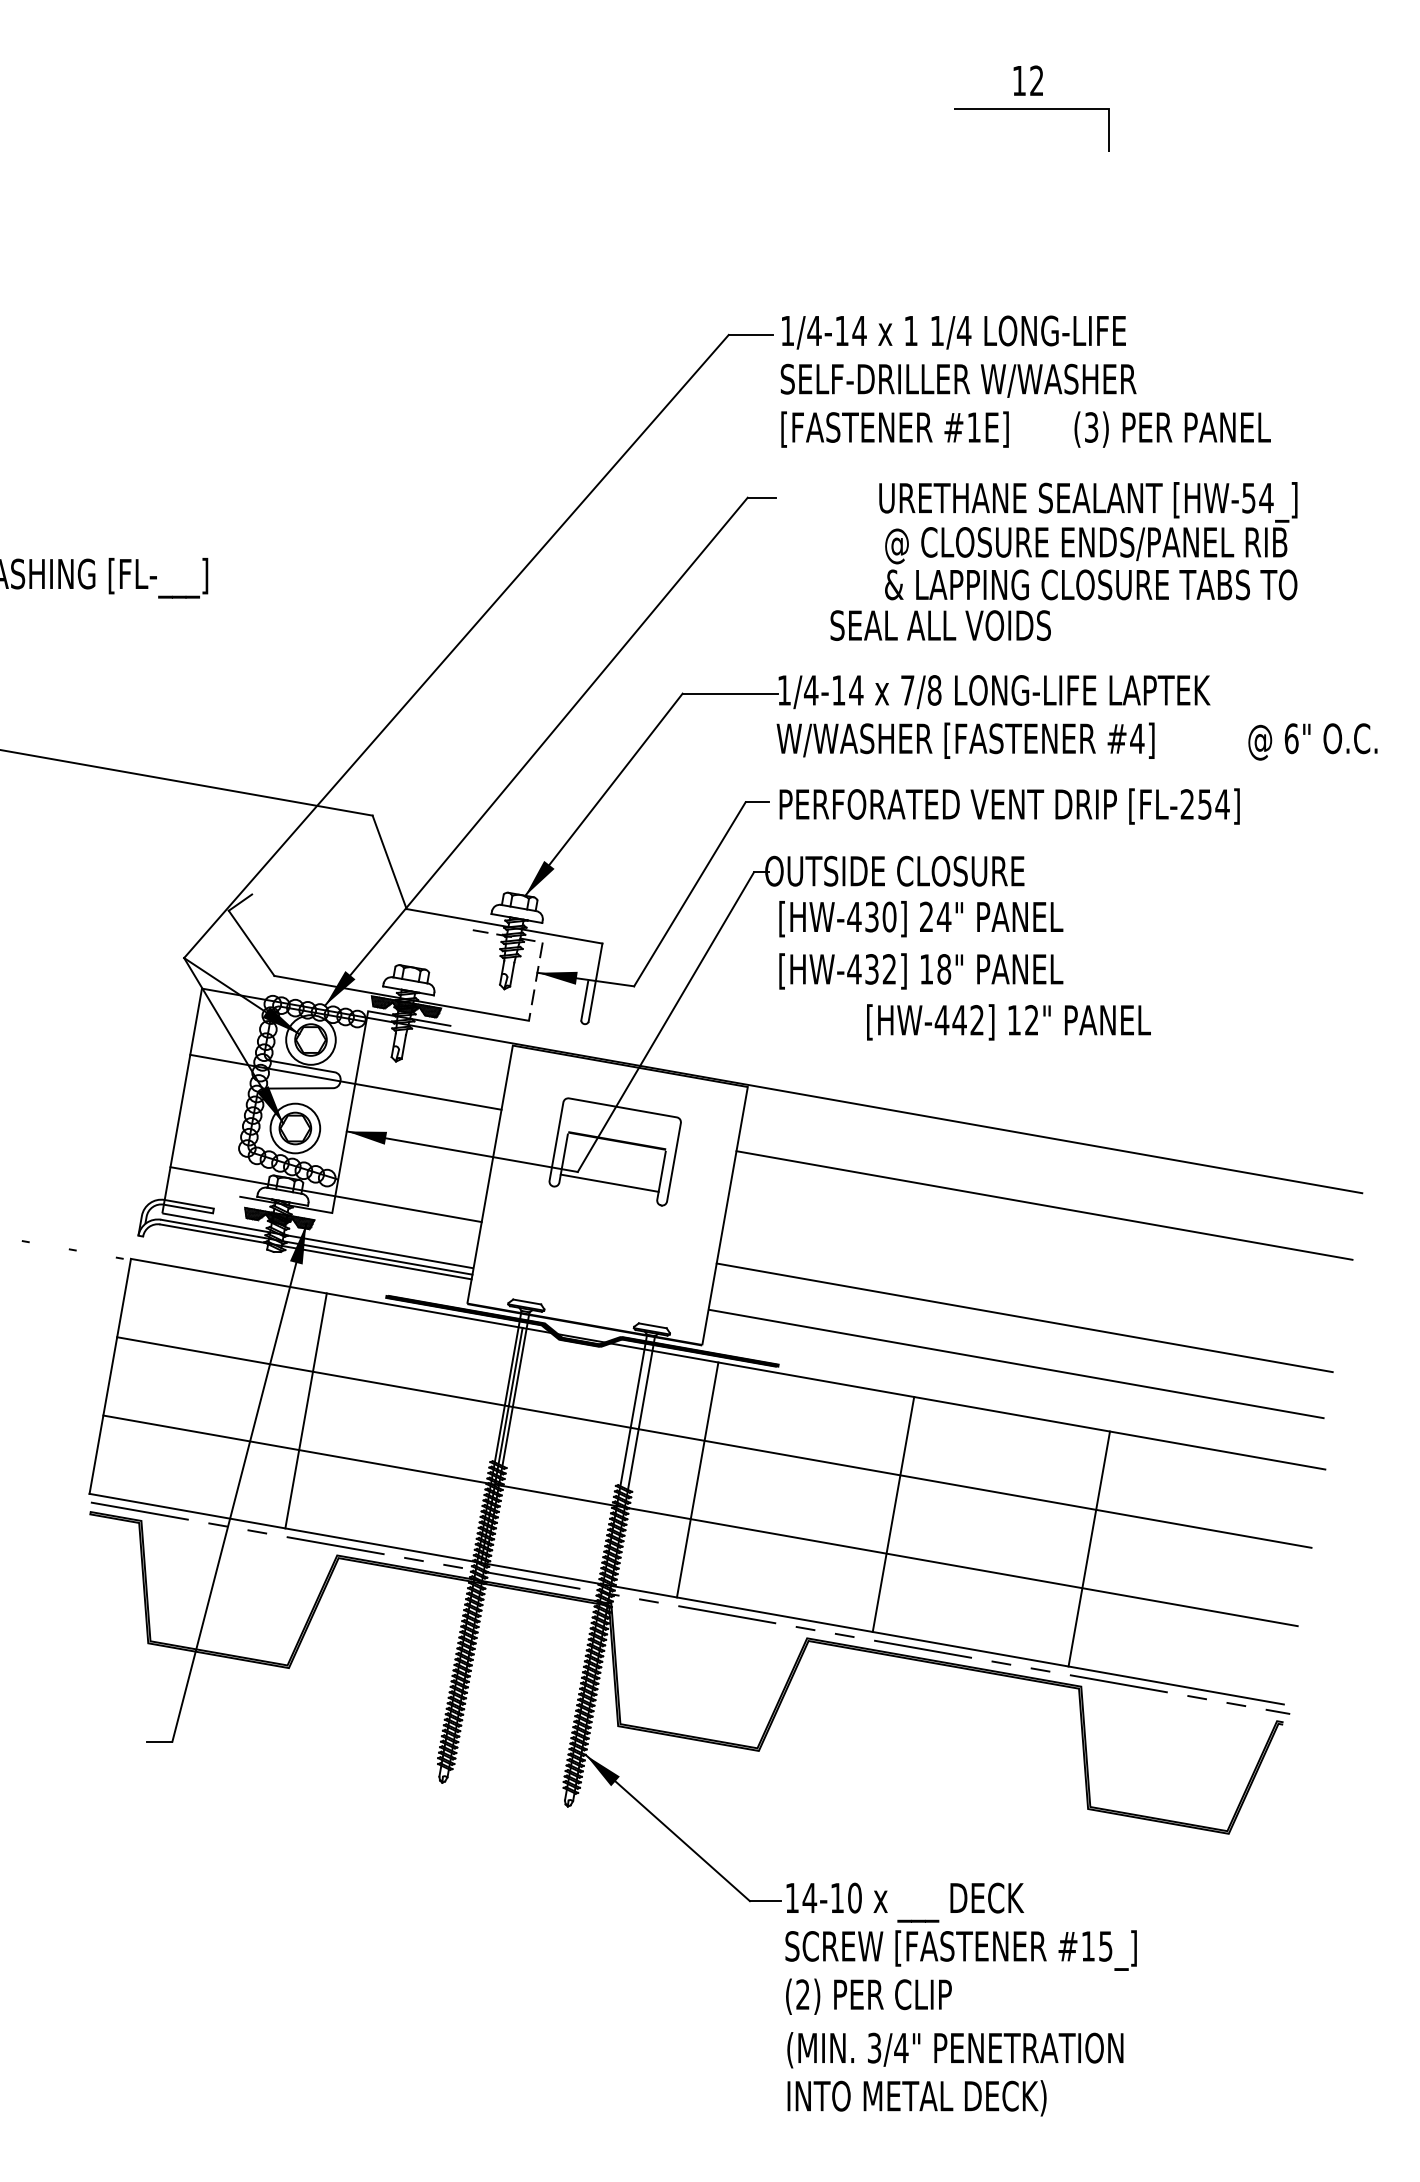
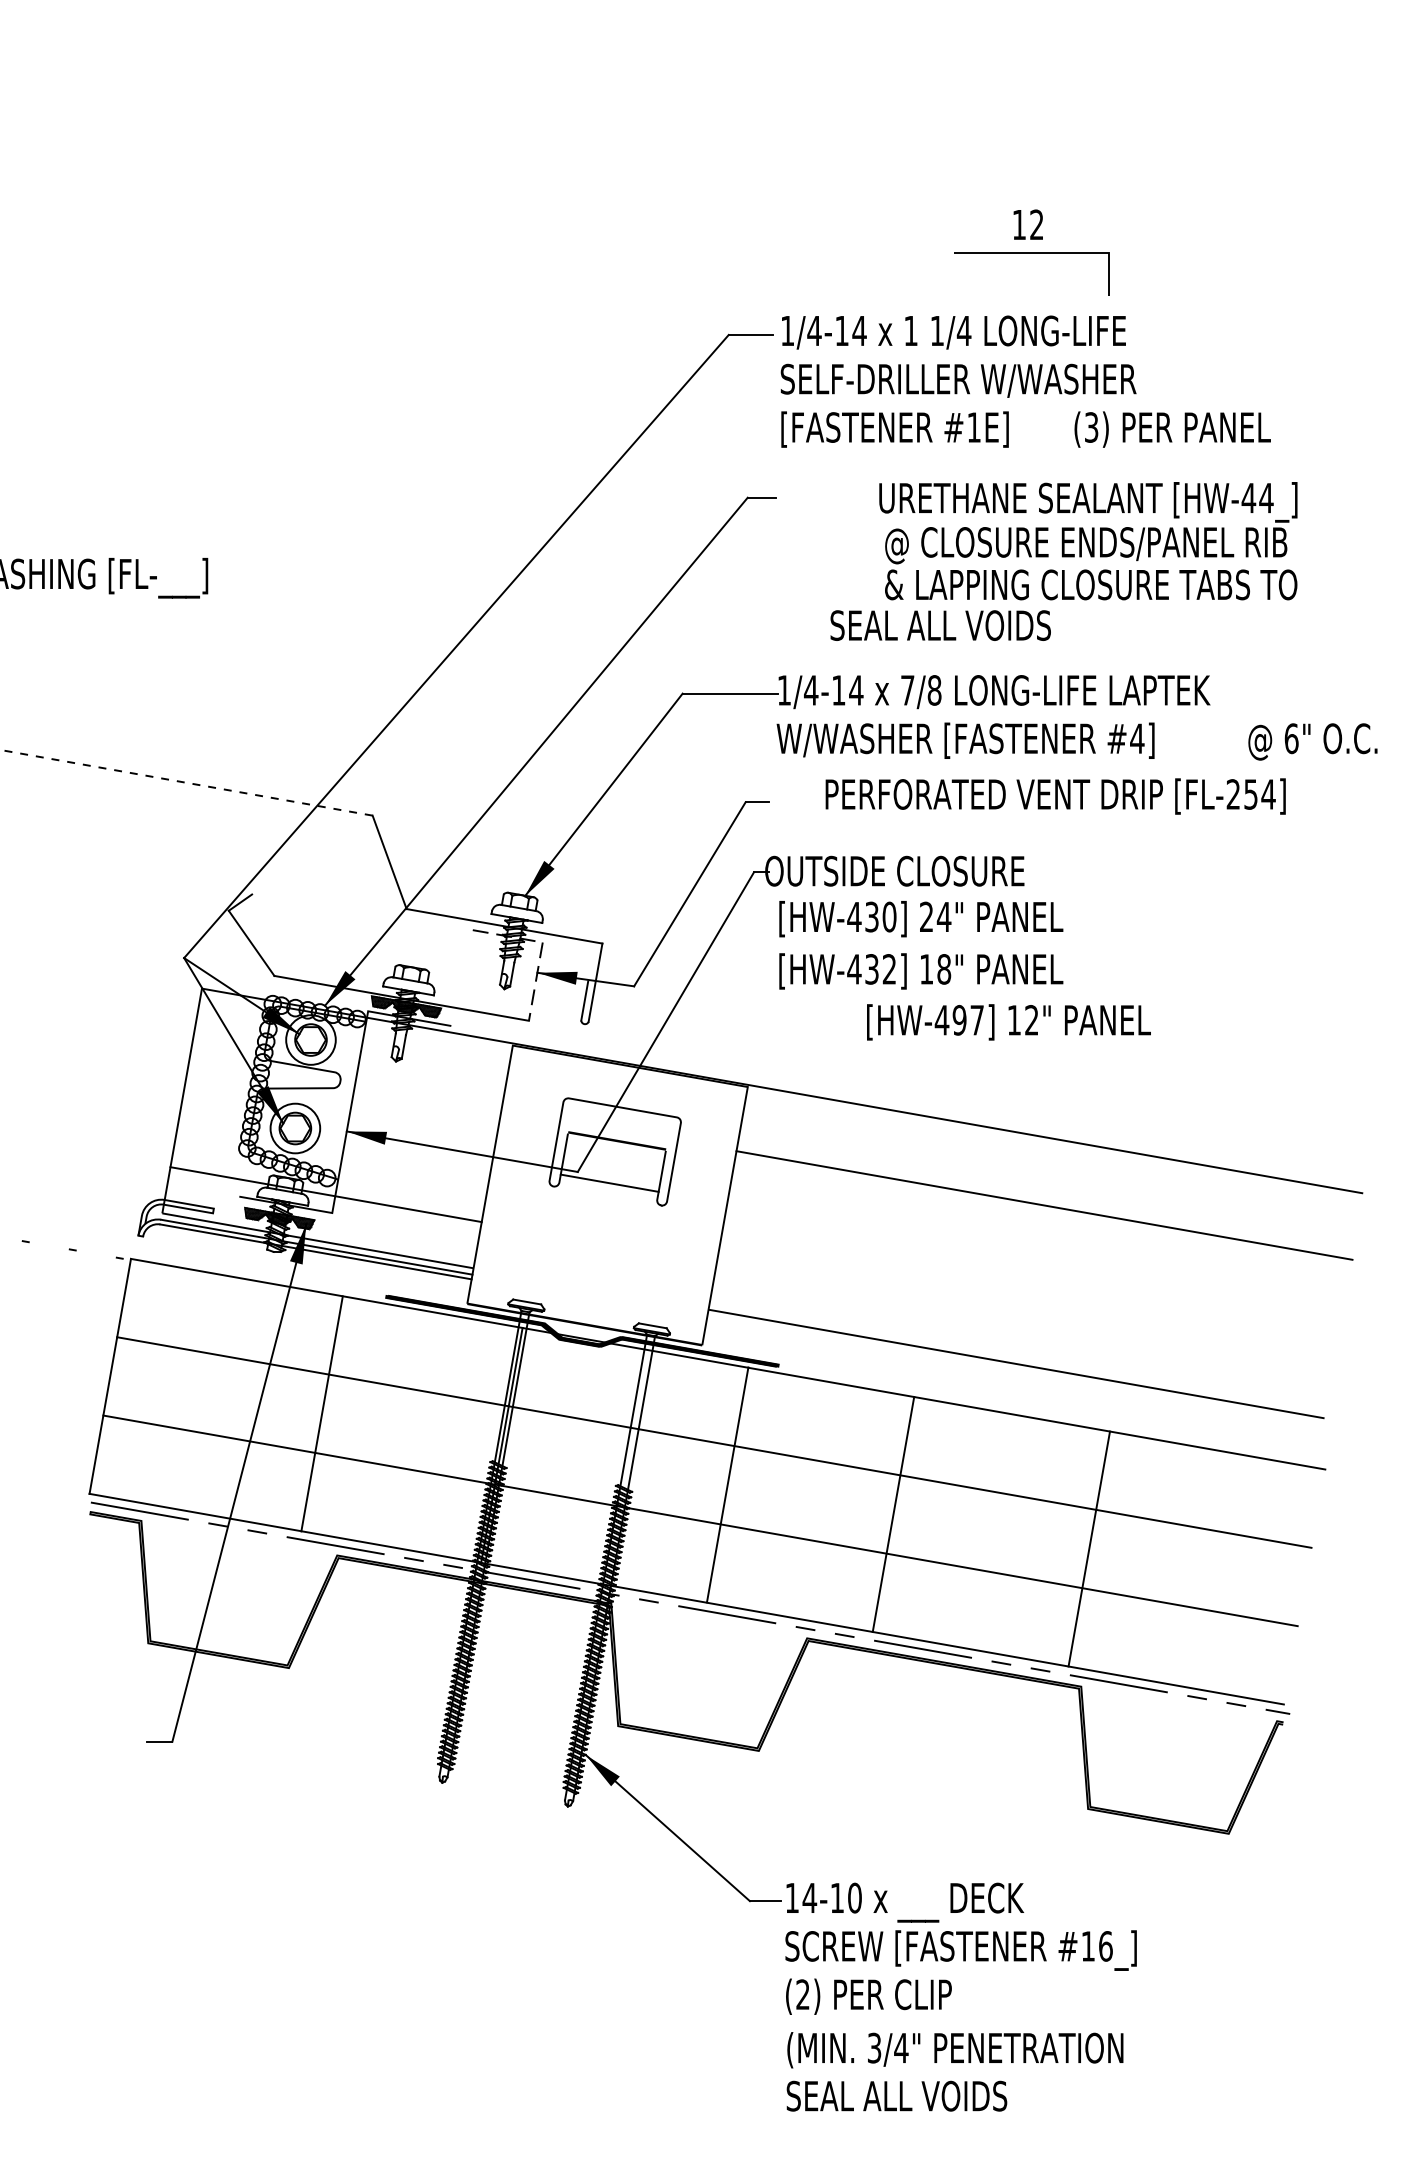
part position: (1031, 108) -> (1031, 252) (1031, 252)
text: [HW-54_] -> [HW-44_] (1248, 498)
line: solid -> dashed (186, 782)
text position: (1009, 806) -> (1055, 796) (1055, 796)
text: [HW-442] -> [HW-497] (967, 1019)
line: present -> none (345, 1081)
line: present -> none (1024, 1317)
line position: (305, 1410) -> (321, 1413) (321, 1413)
line position: (697, 1479) -> (727, 1484) (727, 1484)
text: #15_] -> #16_] (1105, 1946)
text: INTO METAL DECK) -> SEAL ALL VOIDS (916, 2098)
